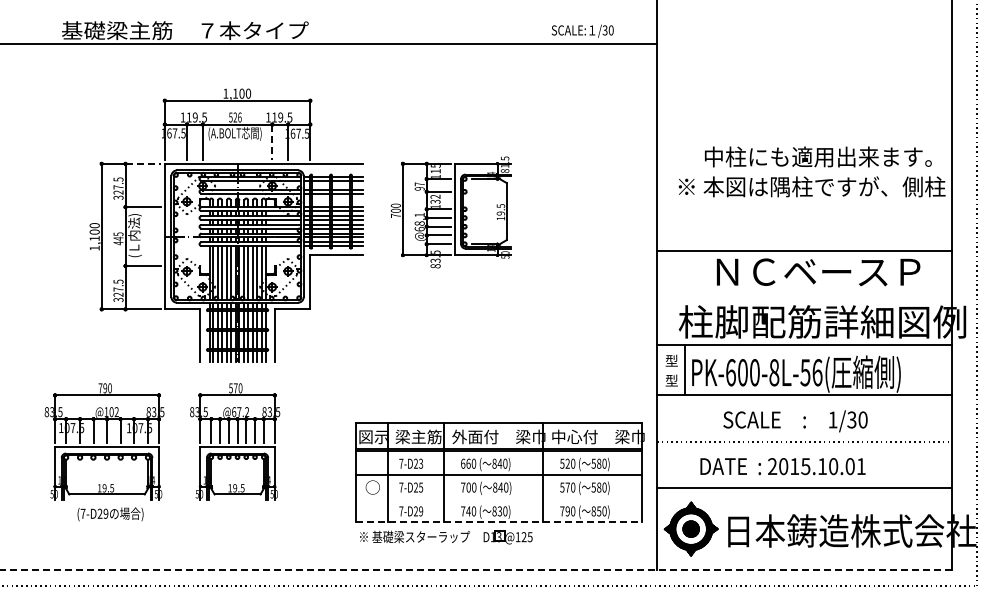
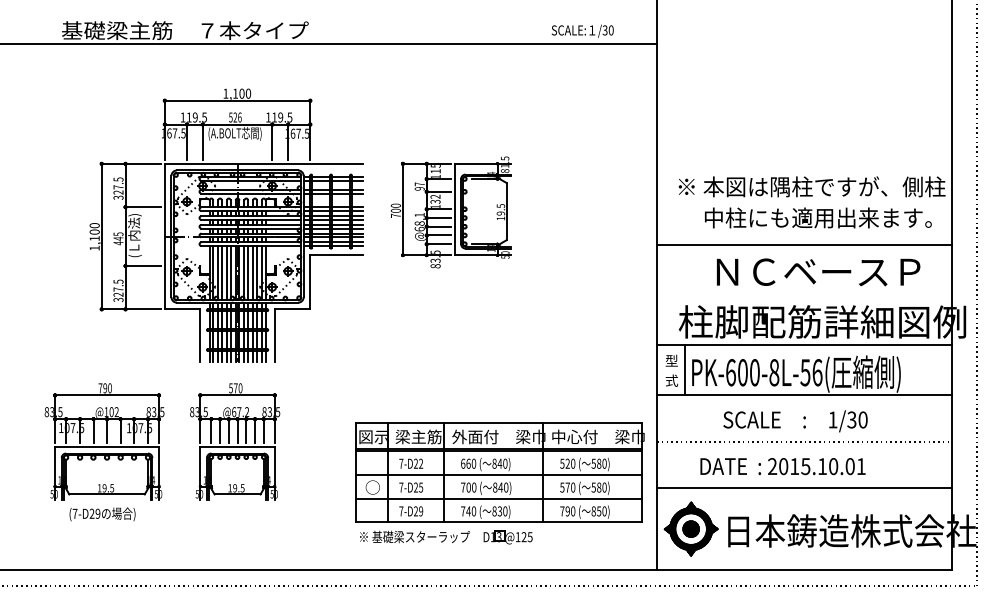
line: dashed -> solid (272, 142)
text position: (818, 156) -> (818, 217) (818, 217)
line: dashed -> solid (143, 163)
line position: (804, 250) -> (804, 244) (804, 244)
text: 型 -> 式 (671, 380)
text: 7-D23 -> 7-D22 (421, 464)
line: none -> present (499, 498)
text position: (110, 514) -> (102, 514) (102, 514)
line: dashed -> solid (499, 522)
line: dashed -> solid (476, 569)
